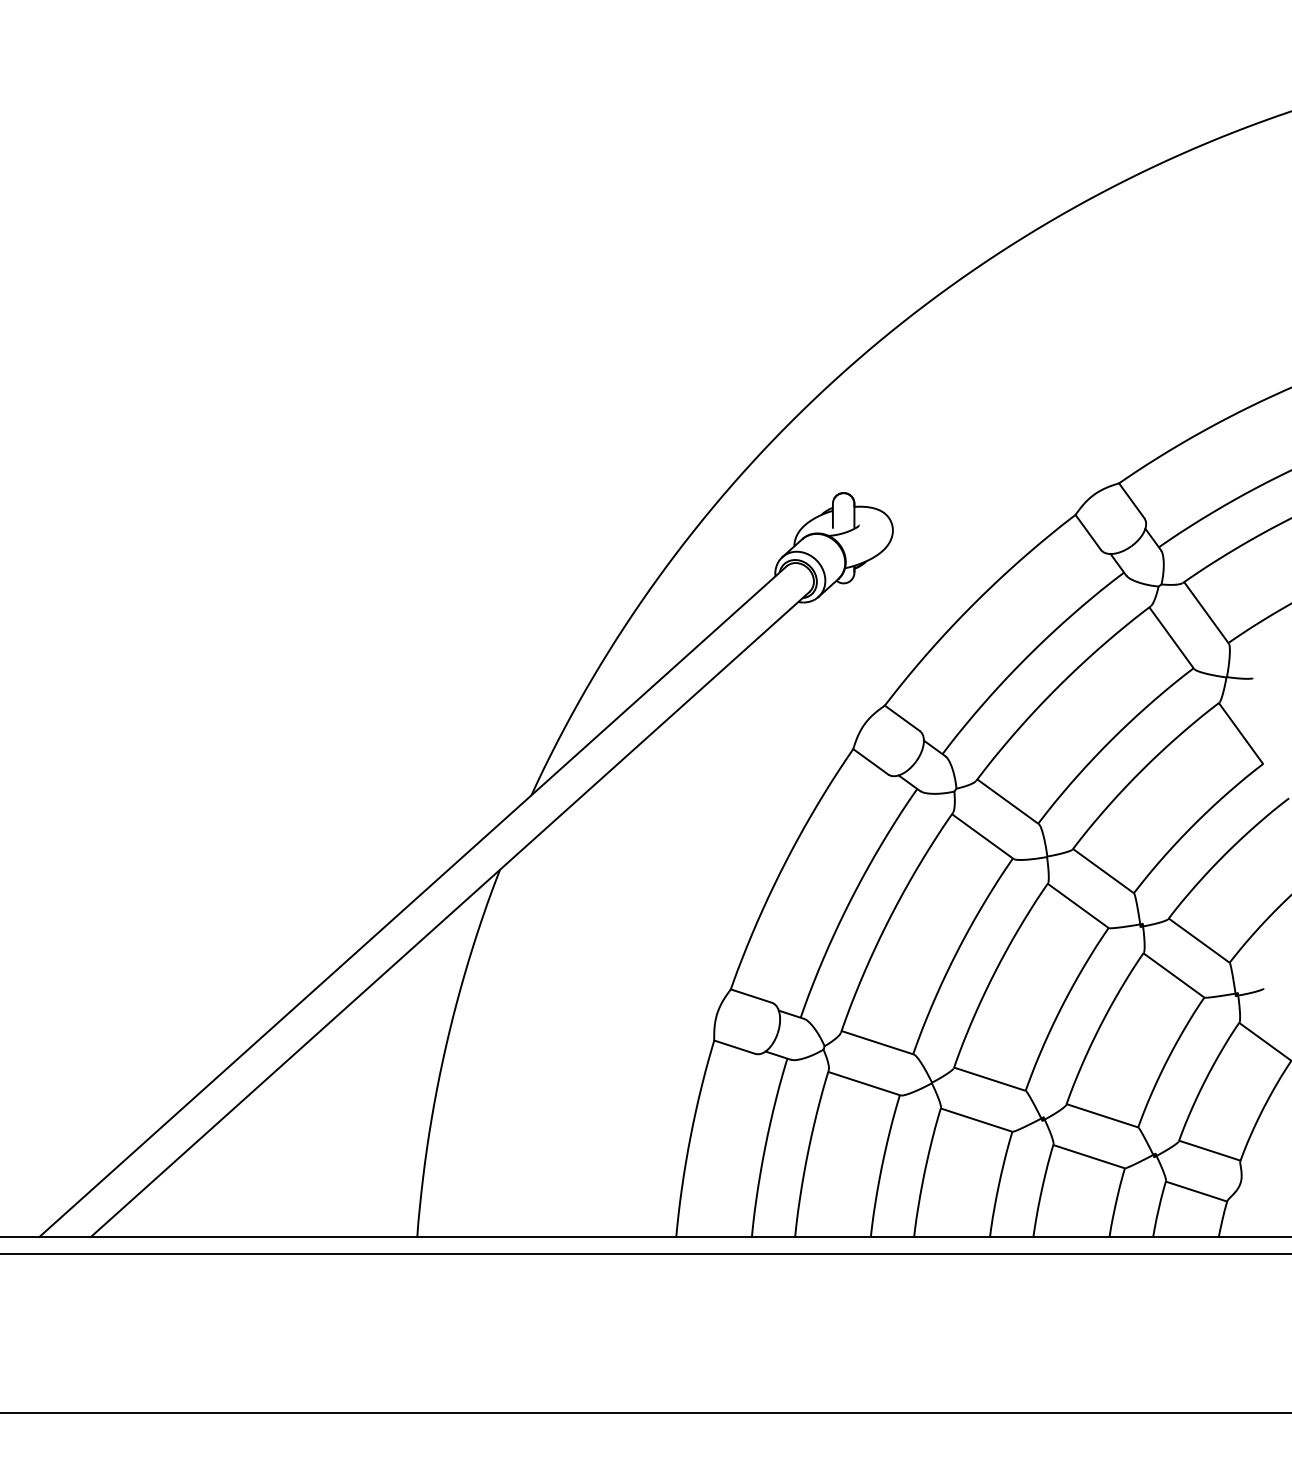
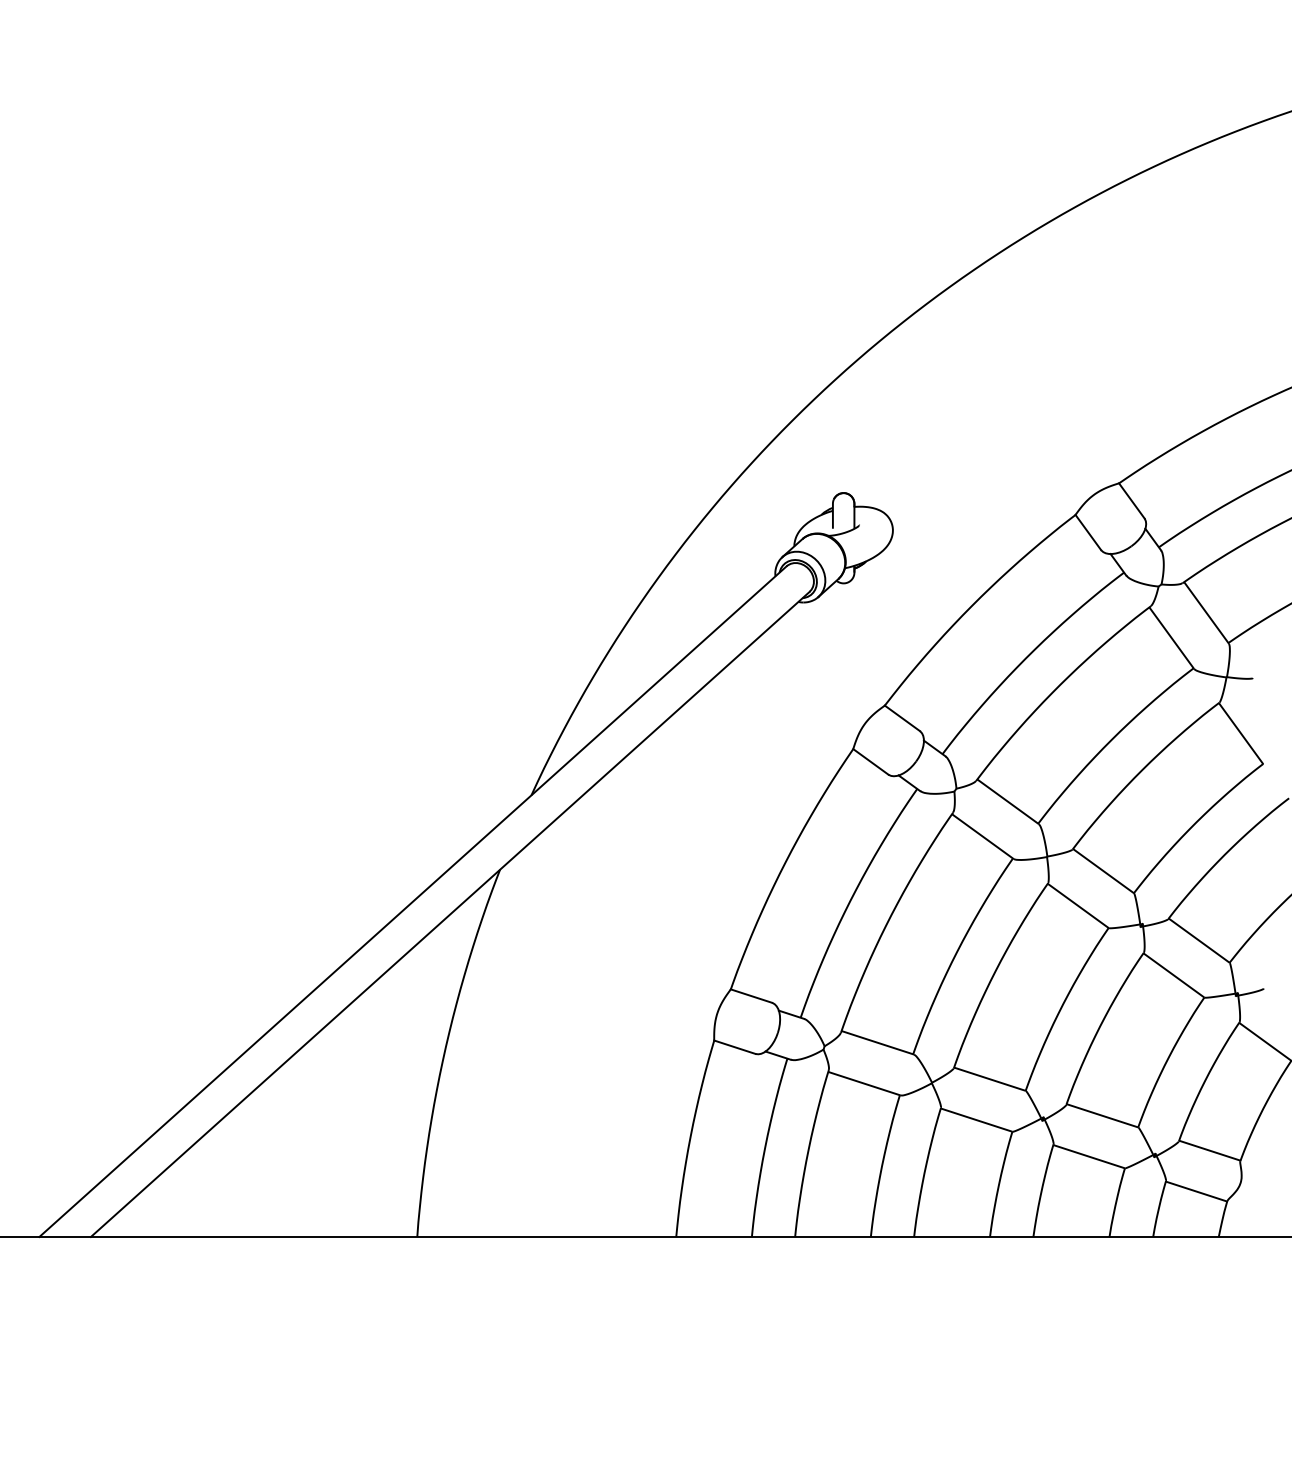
line: present -> none (645, 1254)
line: present -> none (645, 1413)
